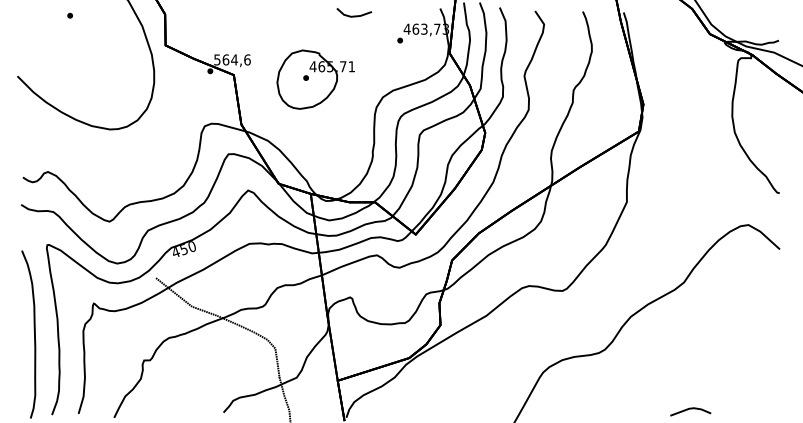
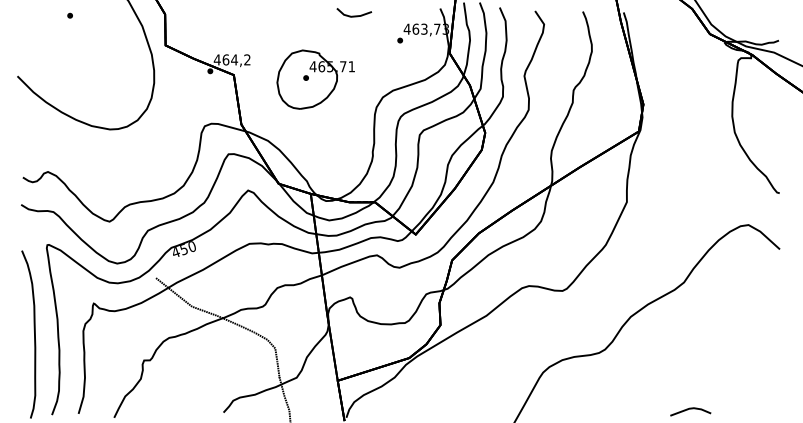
text: 564,6 -> 464,2 (231, 59)
